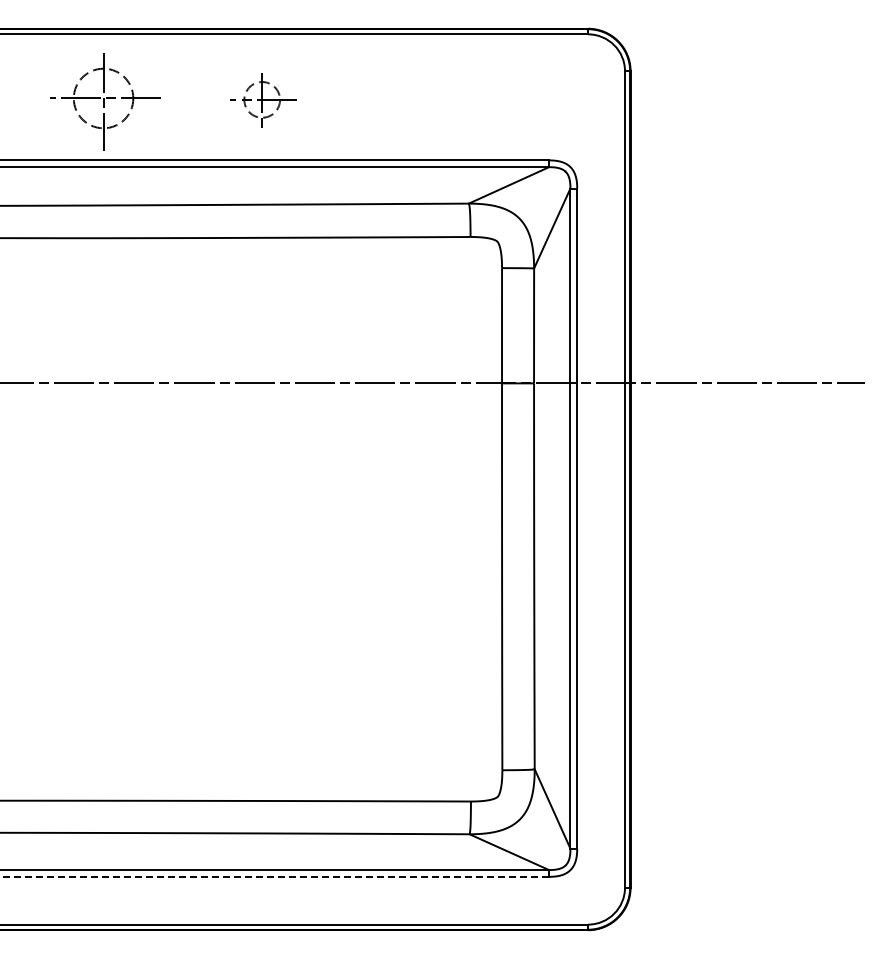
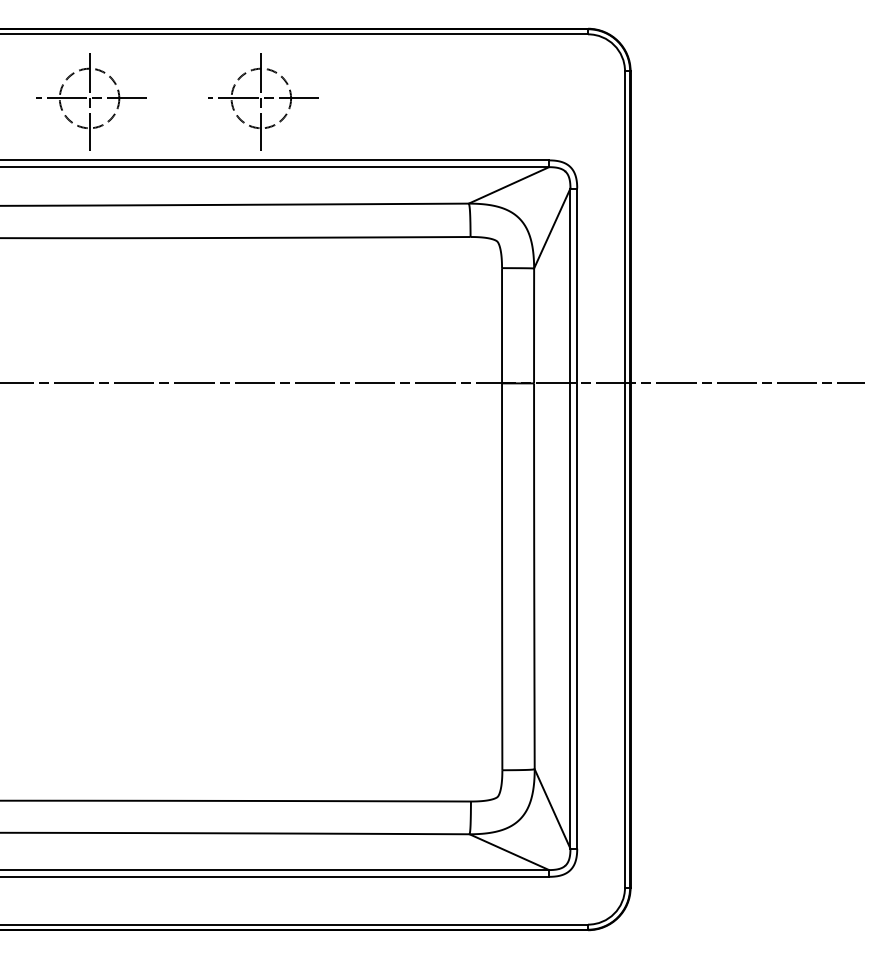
part size: 67x55 px -> 111x98 px (263, 101)
part position: (105, 101) -> (91, 101) (91, 101)
line: dashed -> solid (274, 876)
